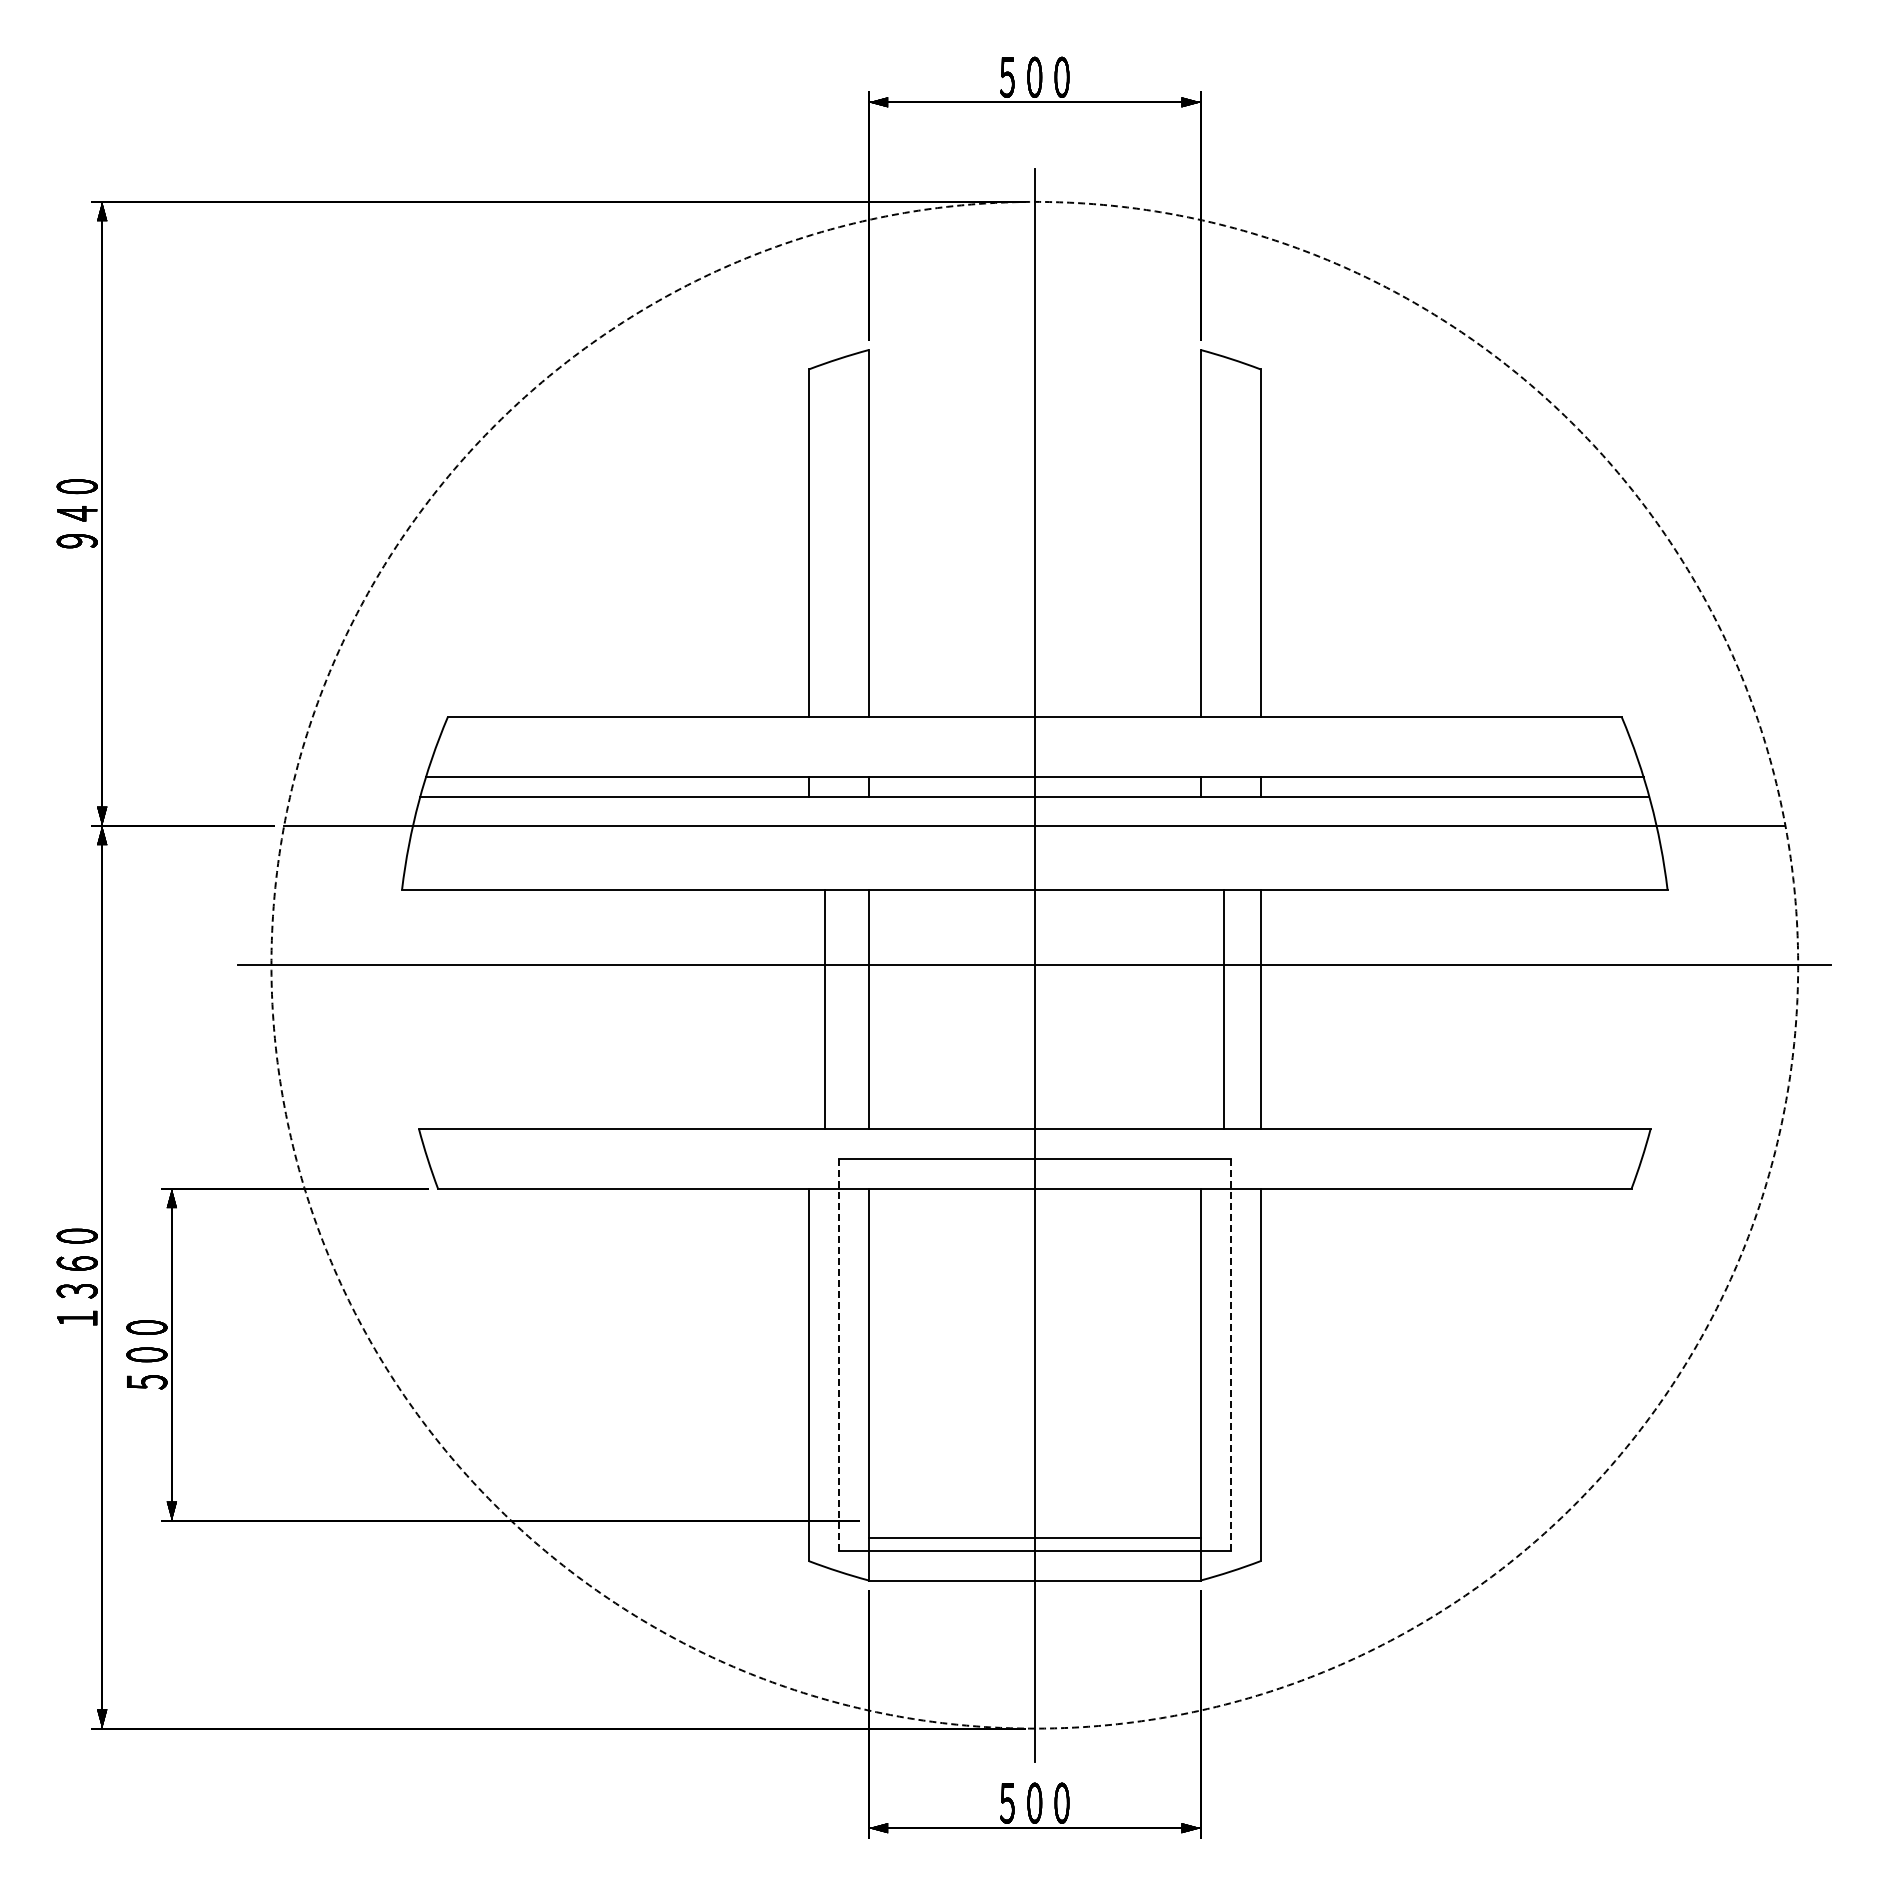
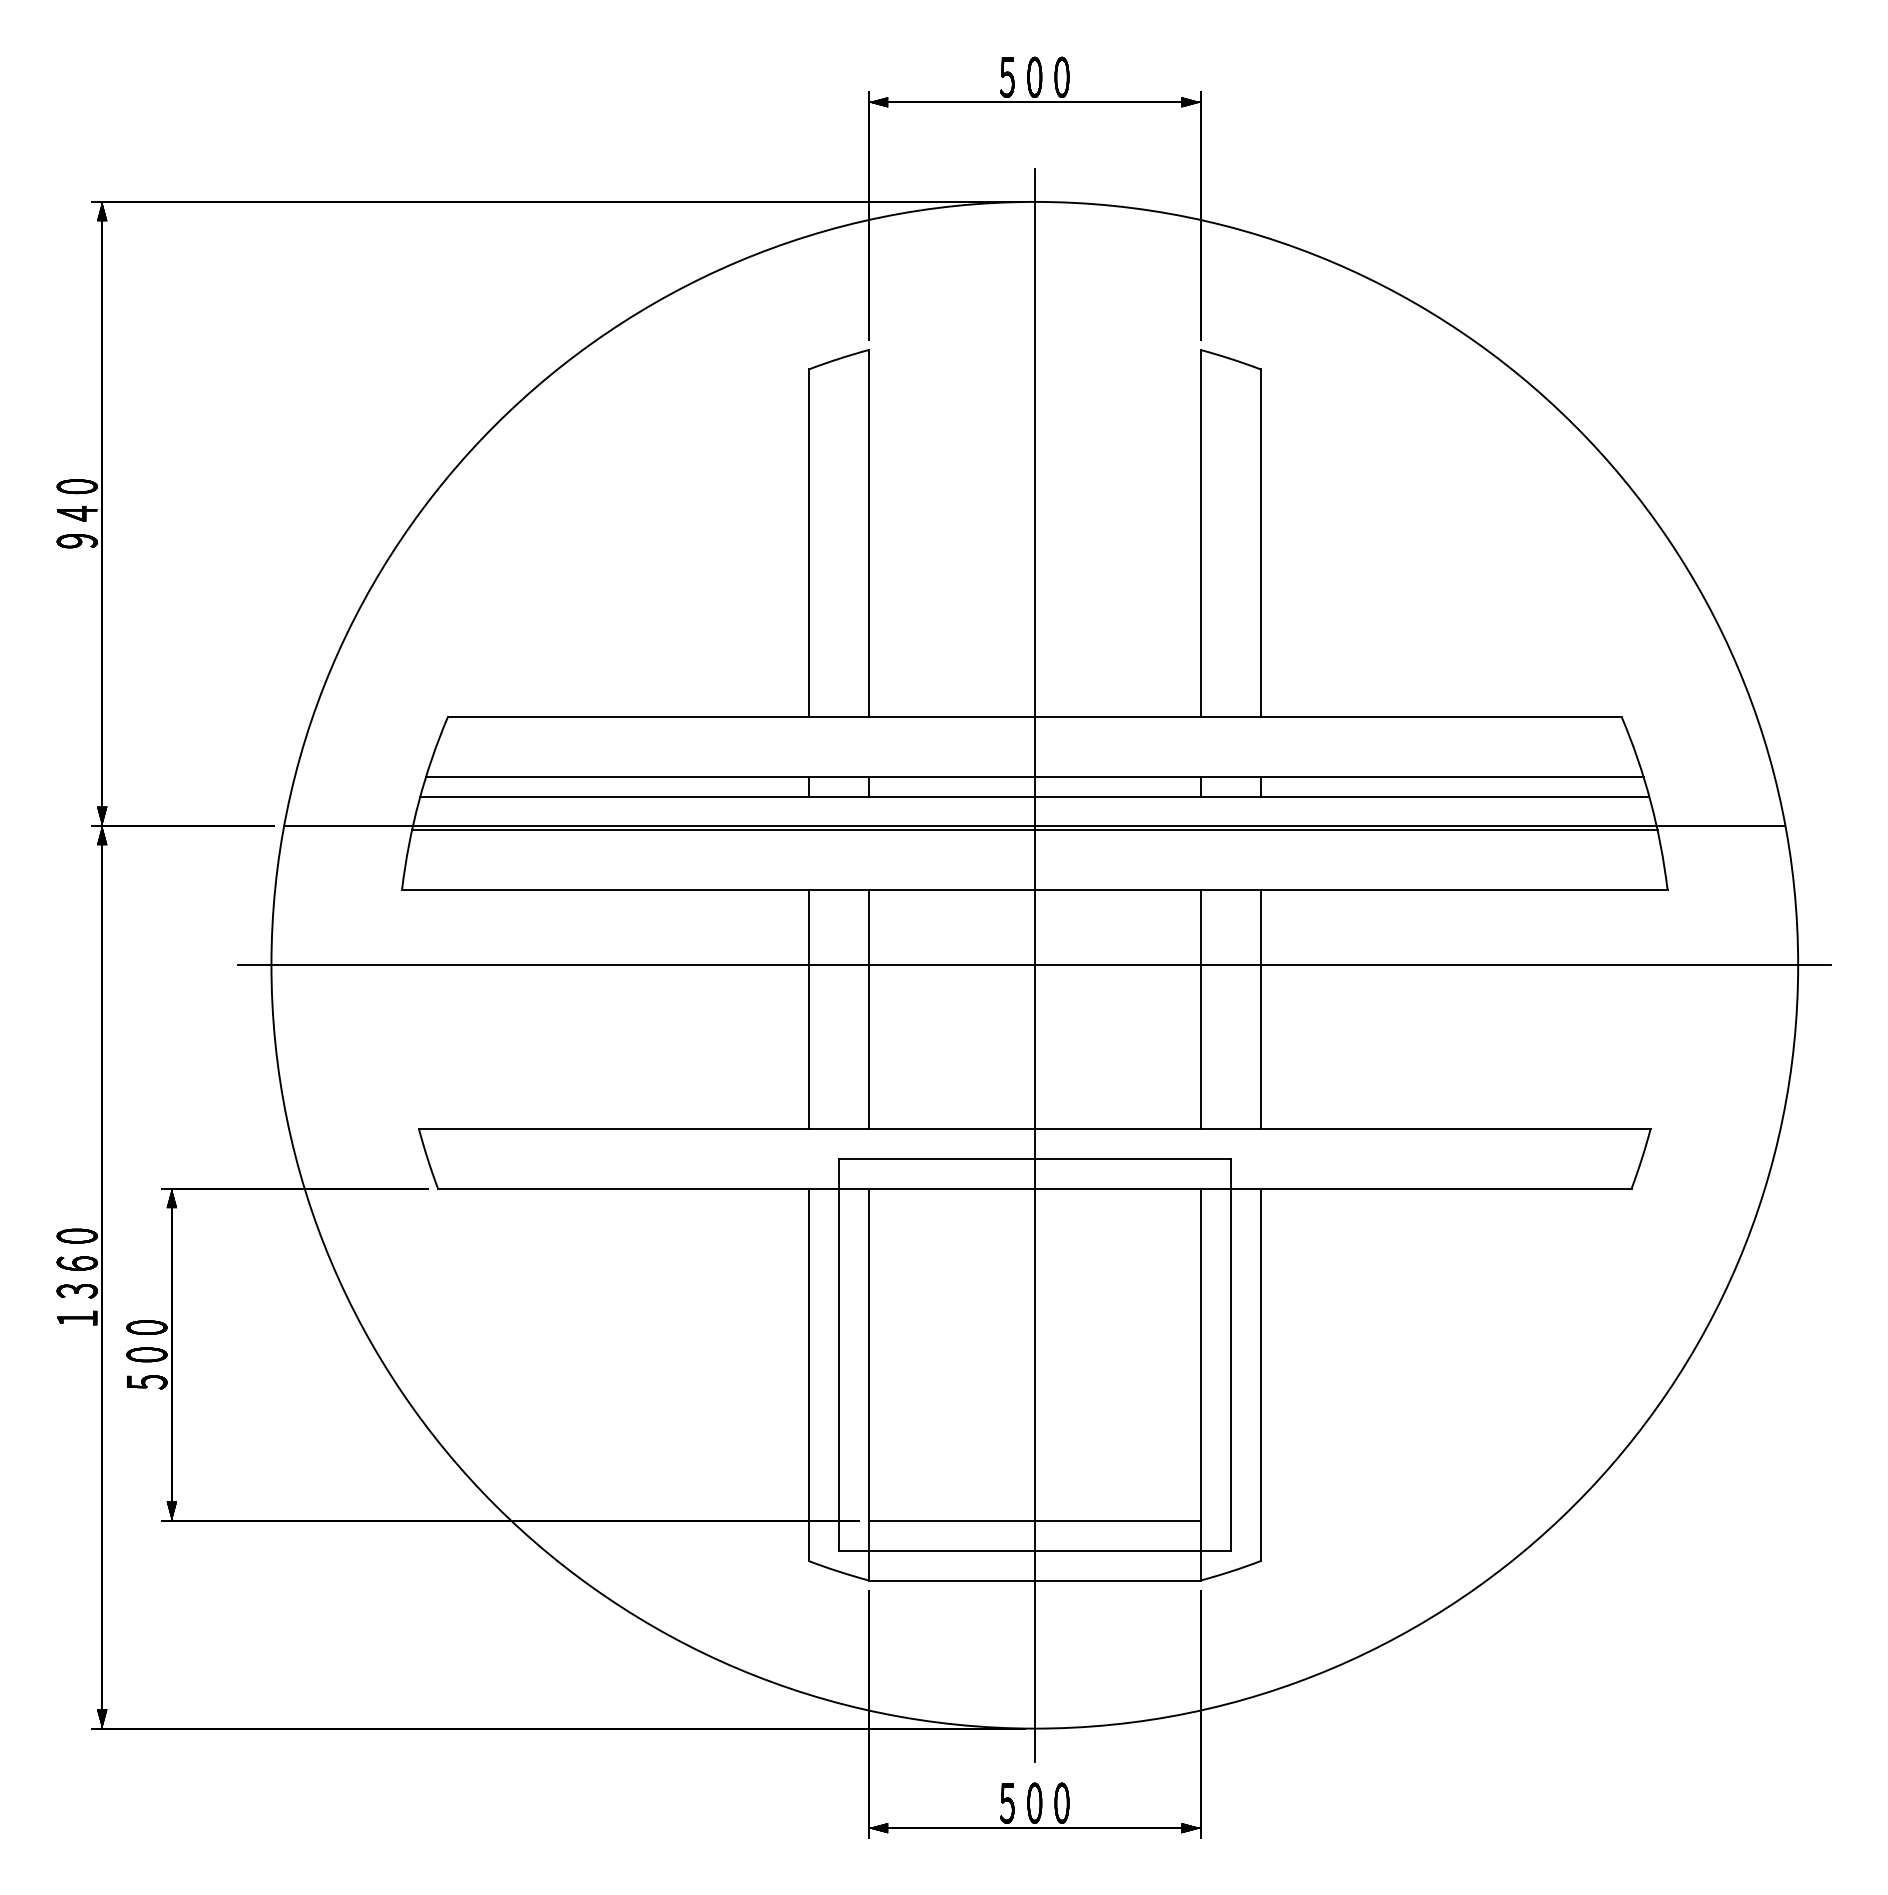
line: none -> present (1034, 829)
circle: dashed -> solid (1034, 964)
line position: (825, 1009) -> (809, 1009) (809, 1009)
line position: (1223, 1009) -> (1200, 1009) (1200, 1009)
line: dashed -> solid (839, 1354)
line: dashed -> solid (1230, 1354)
line position: (1034, 1537) -> (1034, 1520) (1034, 1520)
